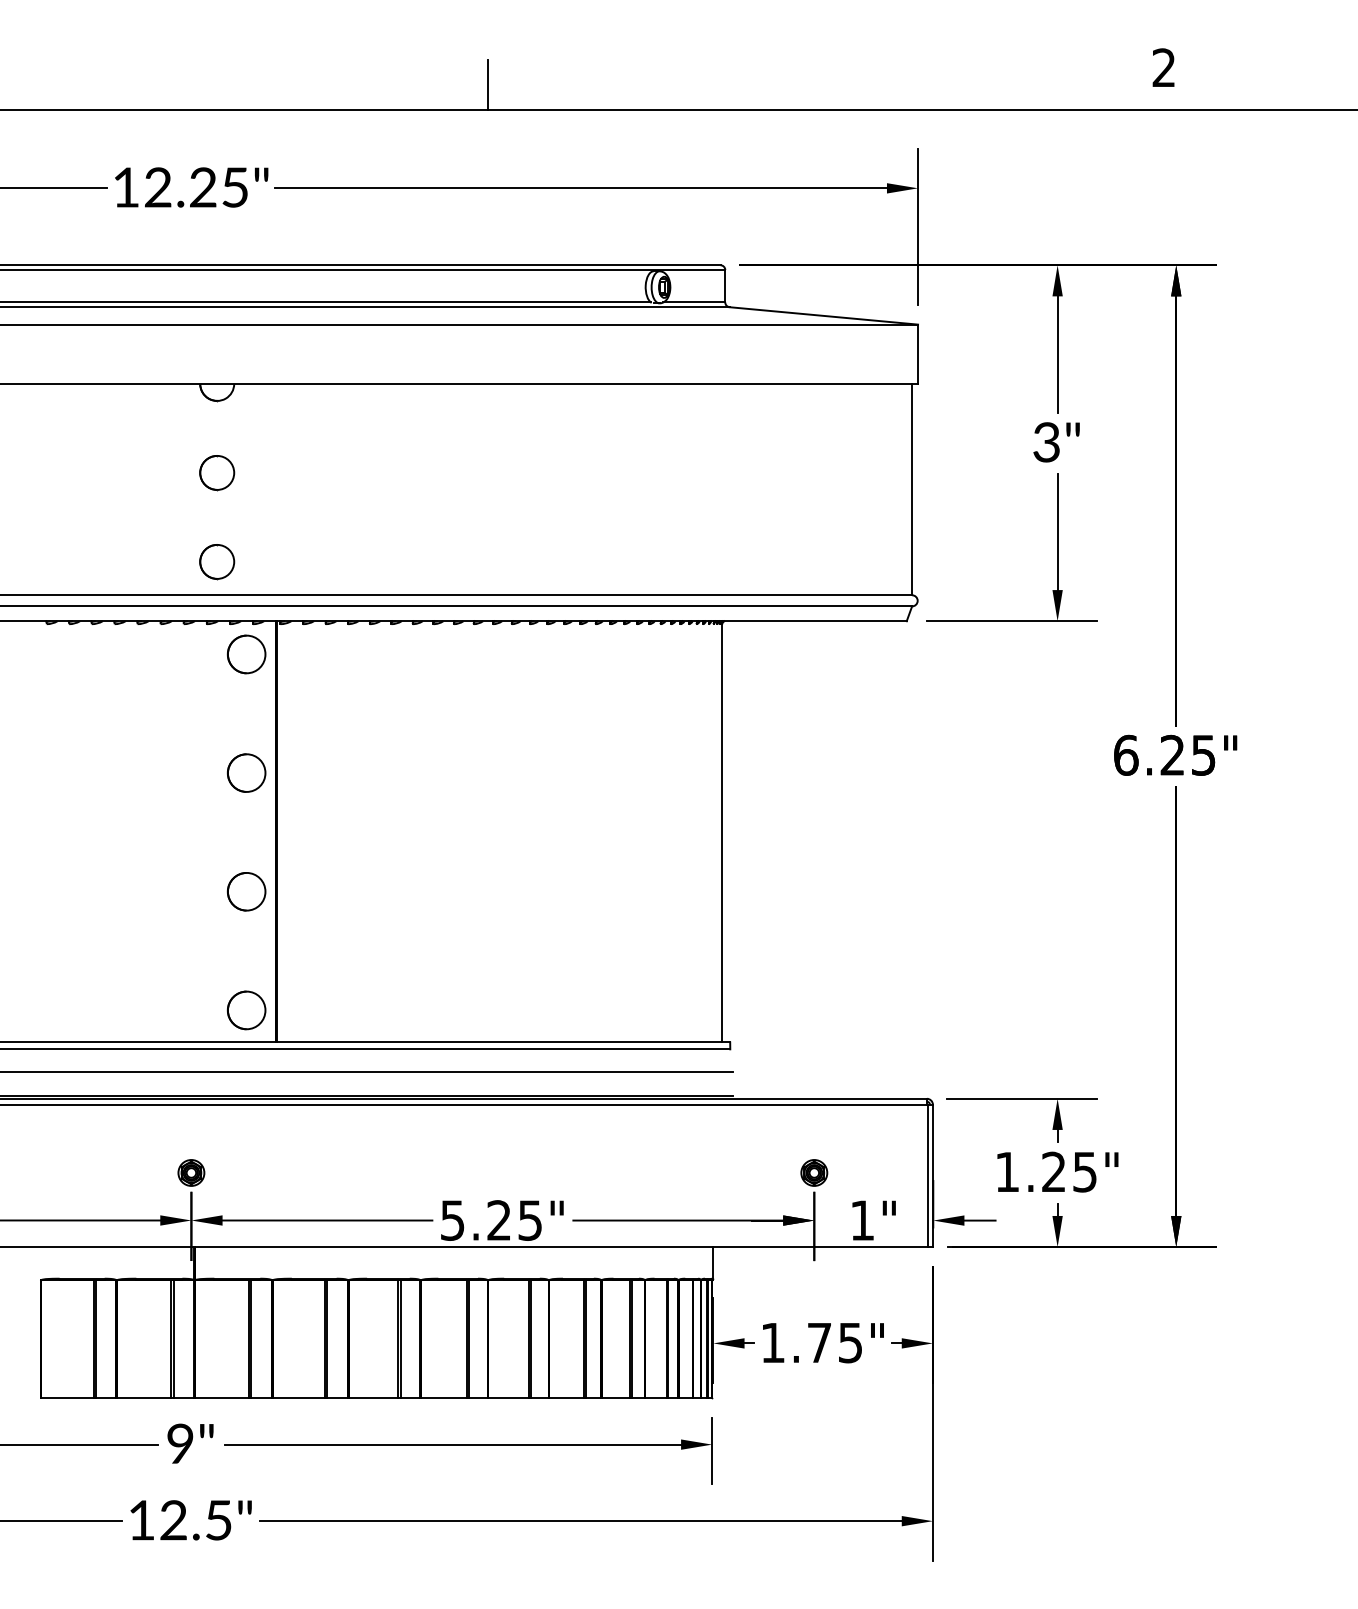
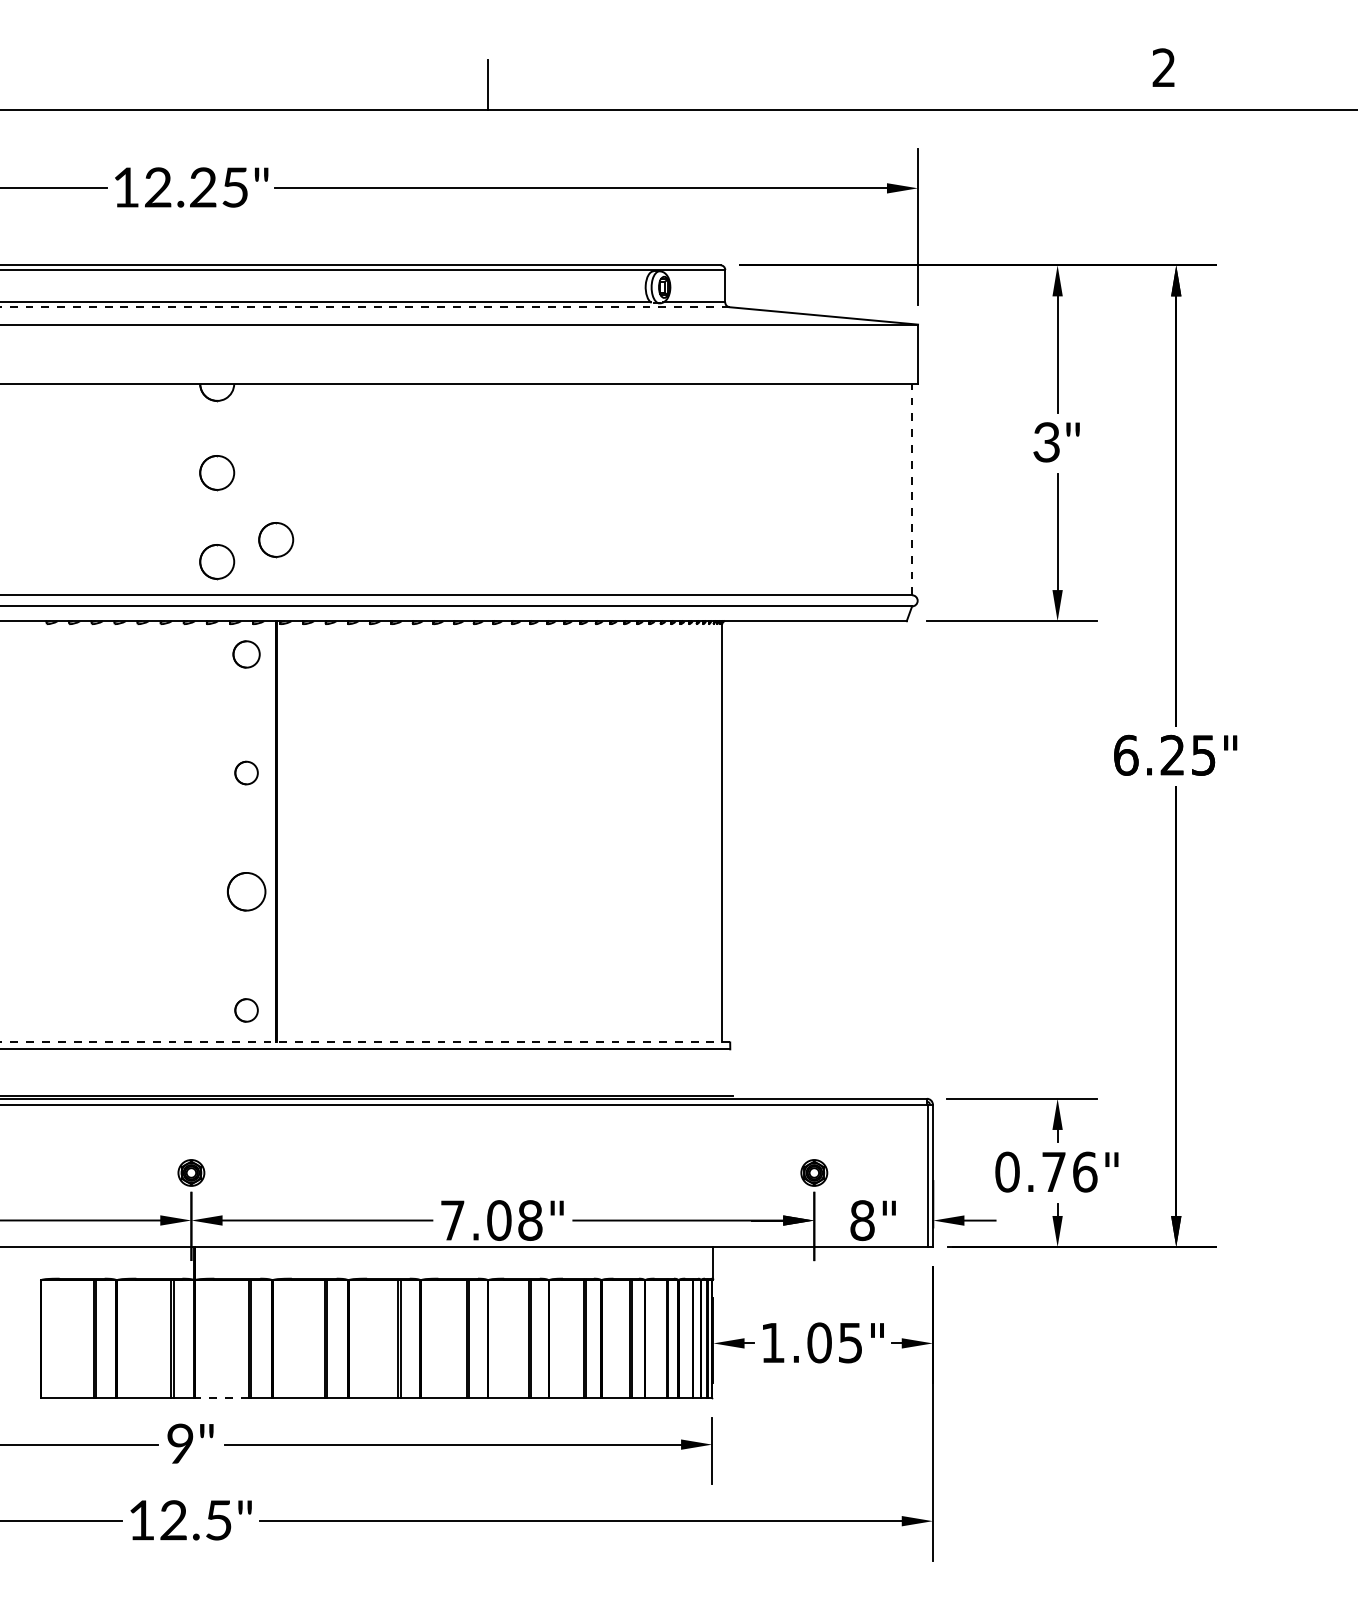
line: solid -> dashed (364, 307)
line: solid -> dashed (912, 489)
part: none -> present (276, 540)
part size: 41x41 px -> 29x29 px (246, 654)
part size: 41x40 px -> 25x26 px (246, 772)
part size: 41x41 px -> 25x25 px (246, 1010)
line: solid -> dashed (365, 1042)
line: present -> none (367, 1072)
text: 1.25" -> 0.76" (1046, 1171)
text: 5.25" -> 7.08" (491, 1220)
text: 1" -> 8" (862, 1220)
text: 1.75" -> 1.05" (819, 1342)
line: solid -> dashed (221, 1398)
